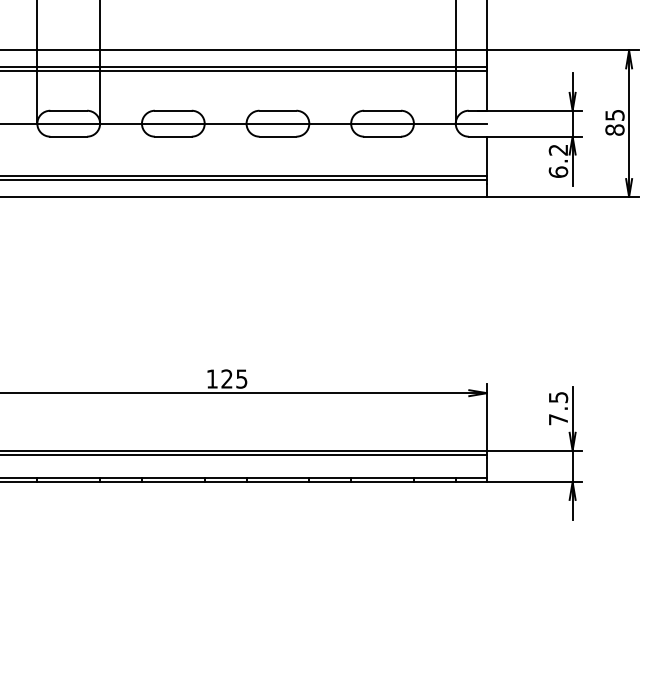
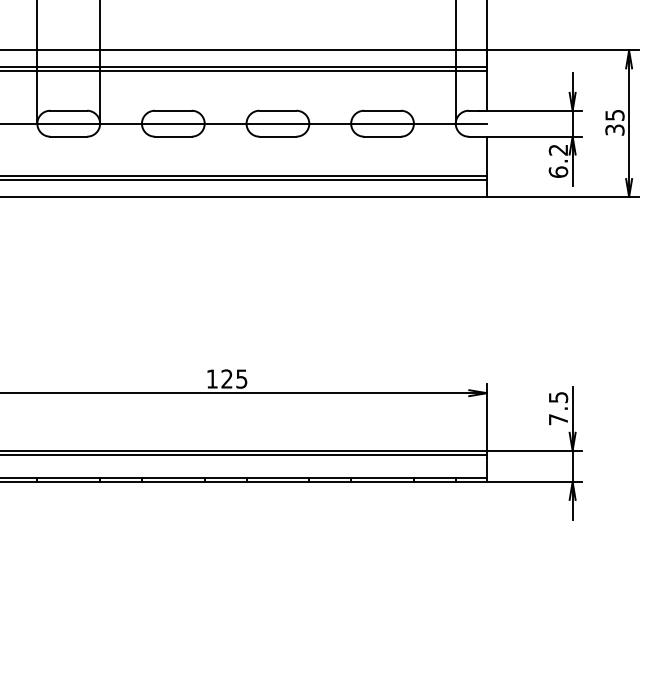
text: 85 -> 35 (614, 129)
